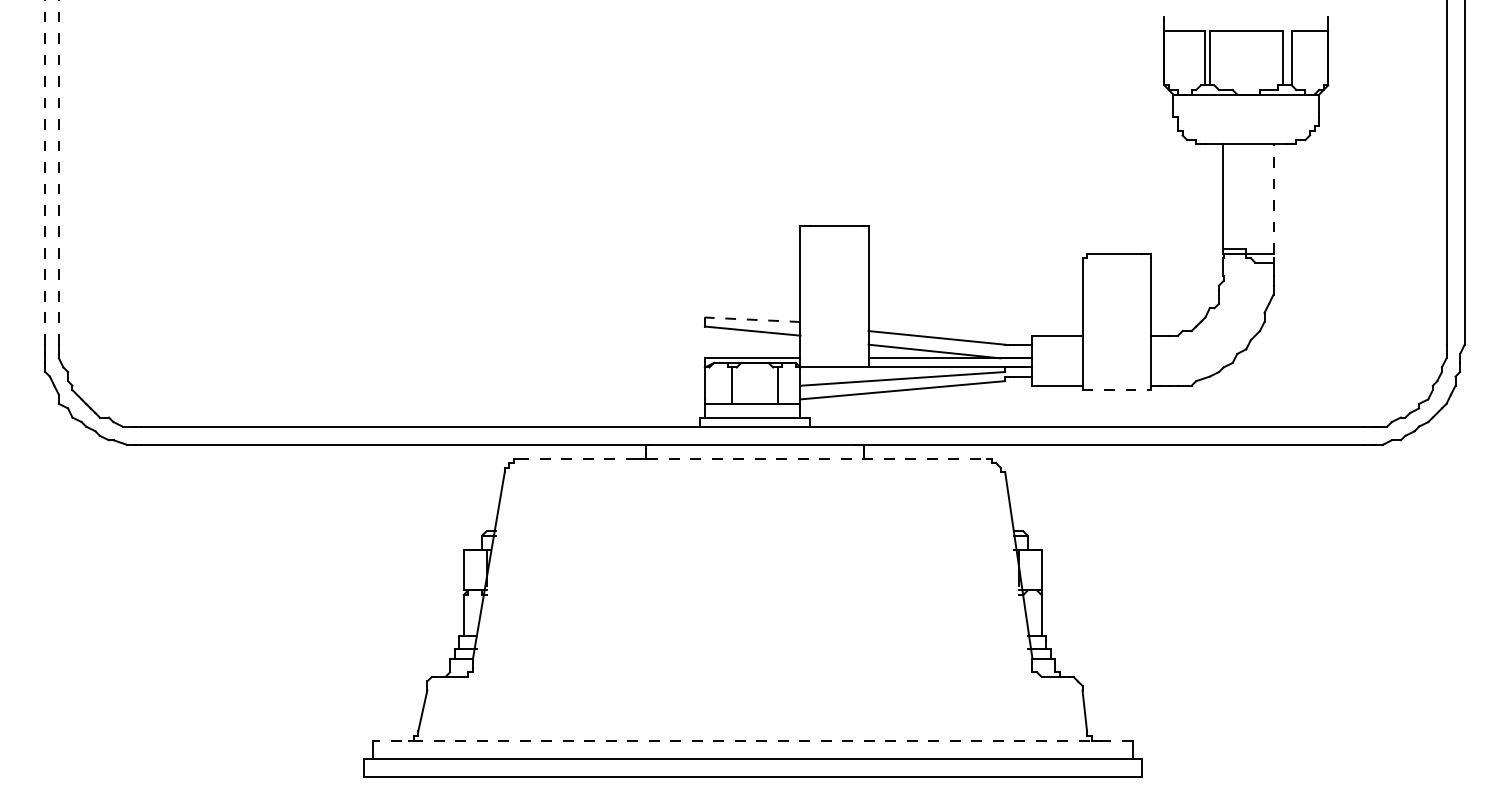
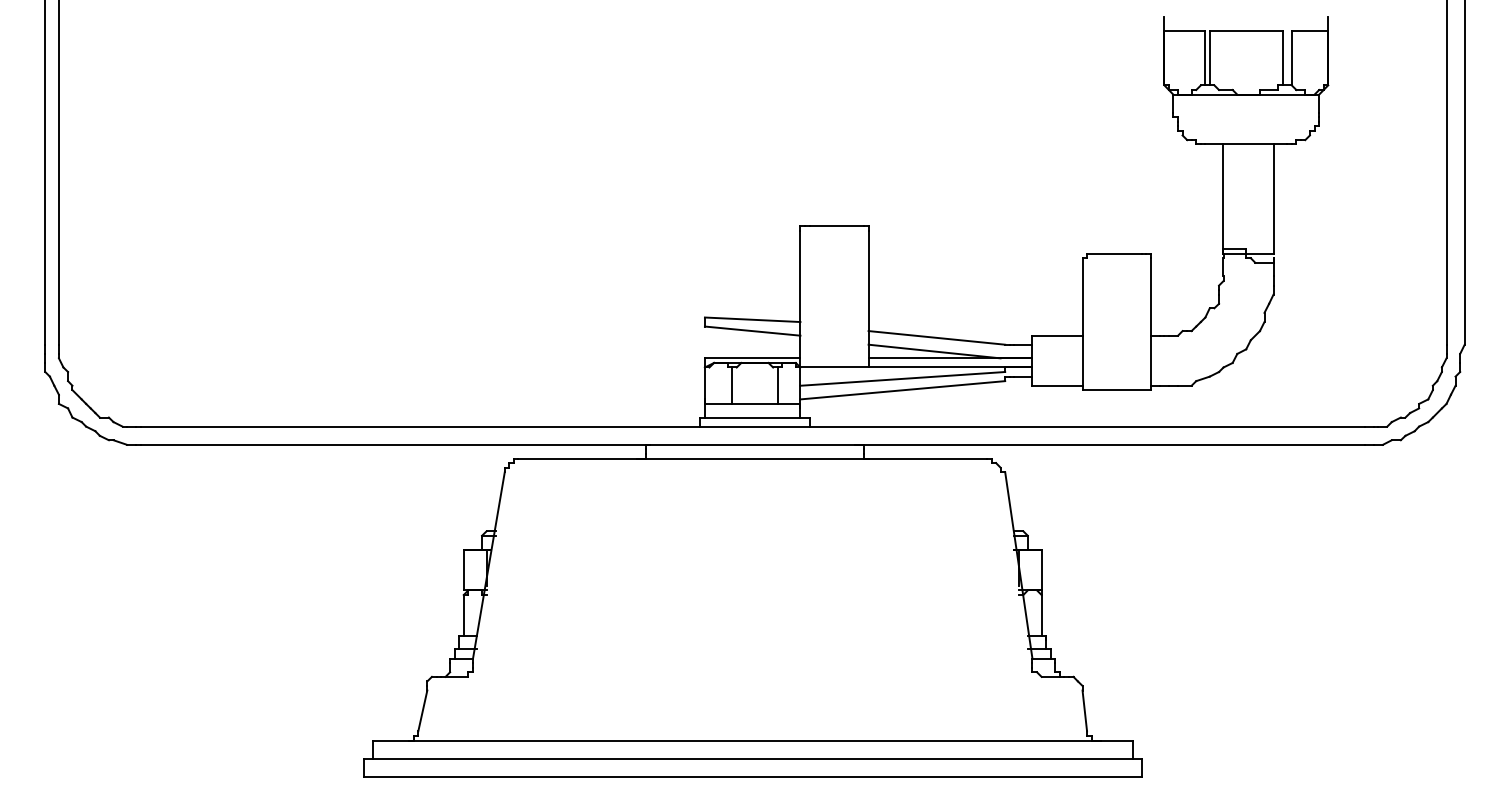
line: dashed -> solid (45, 172)
line: dashed -> solid (58, 172)
line: dashed -> solid (1273, 199)
line: dashed -> solid (752, 319)
line: dashed -> solid (1117, 390)
line: dashed -> solid (753, 458)
line: dashed -> solid (752, 740)
